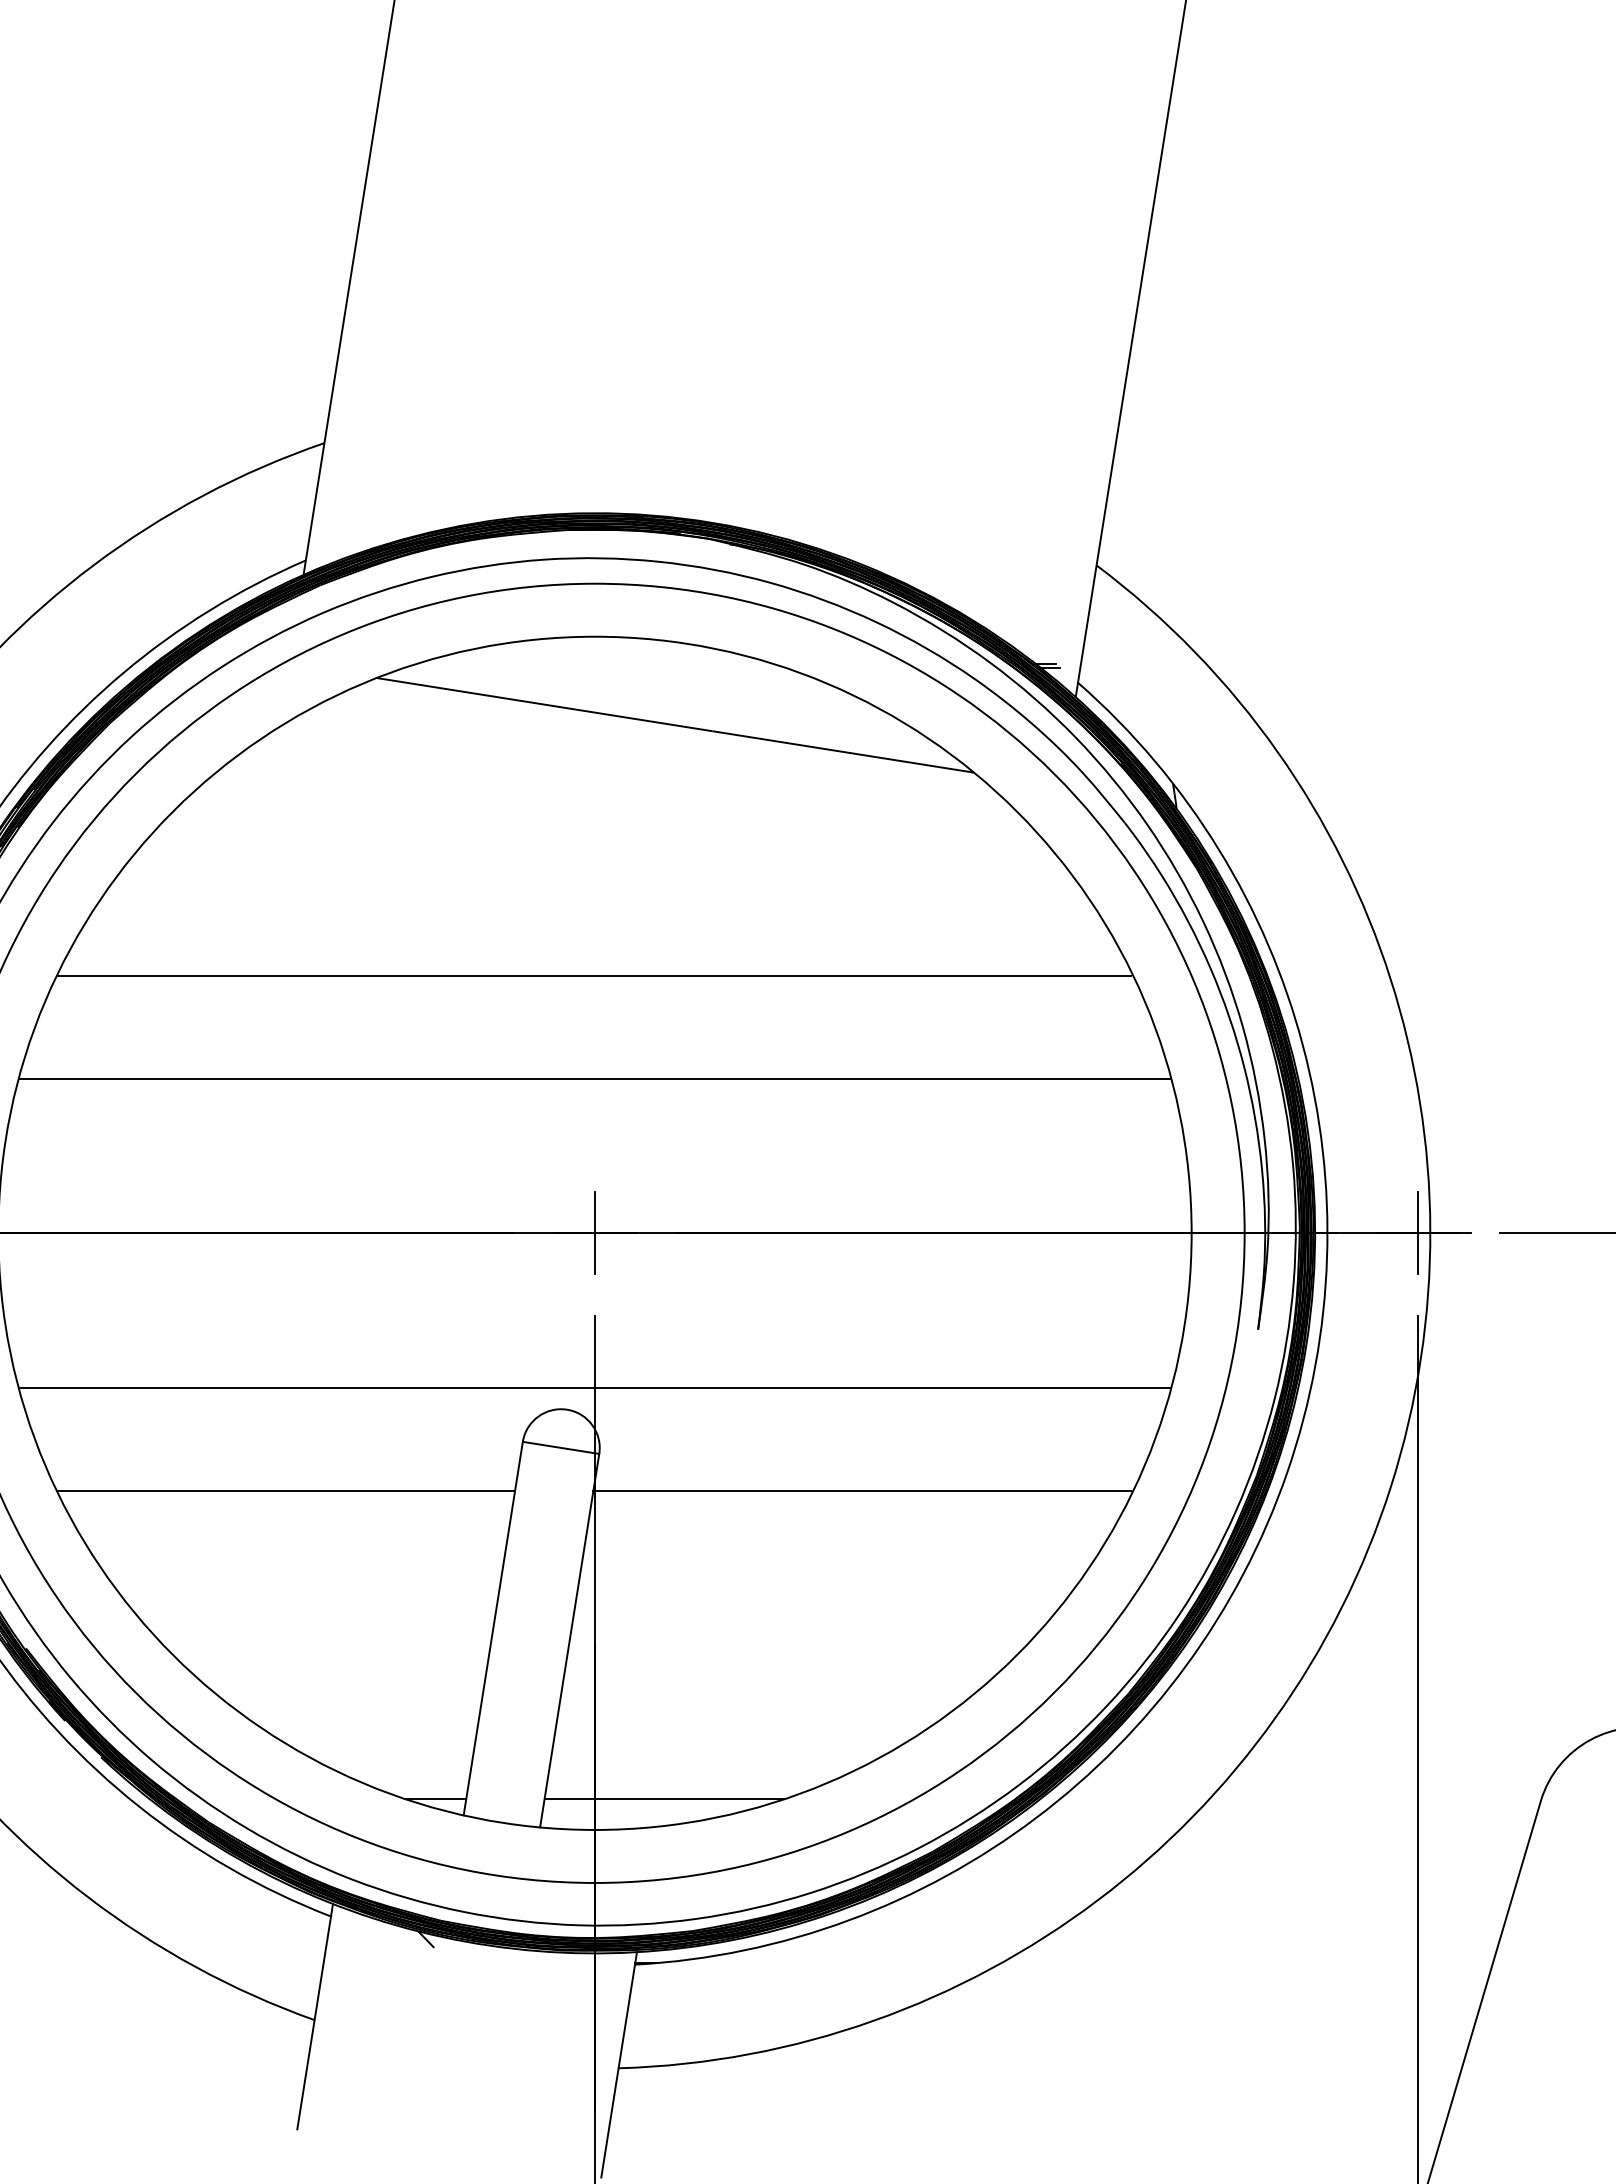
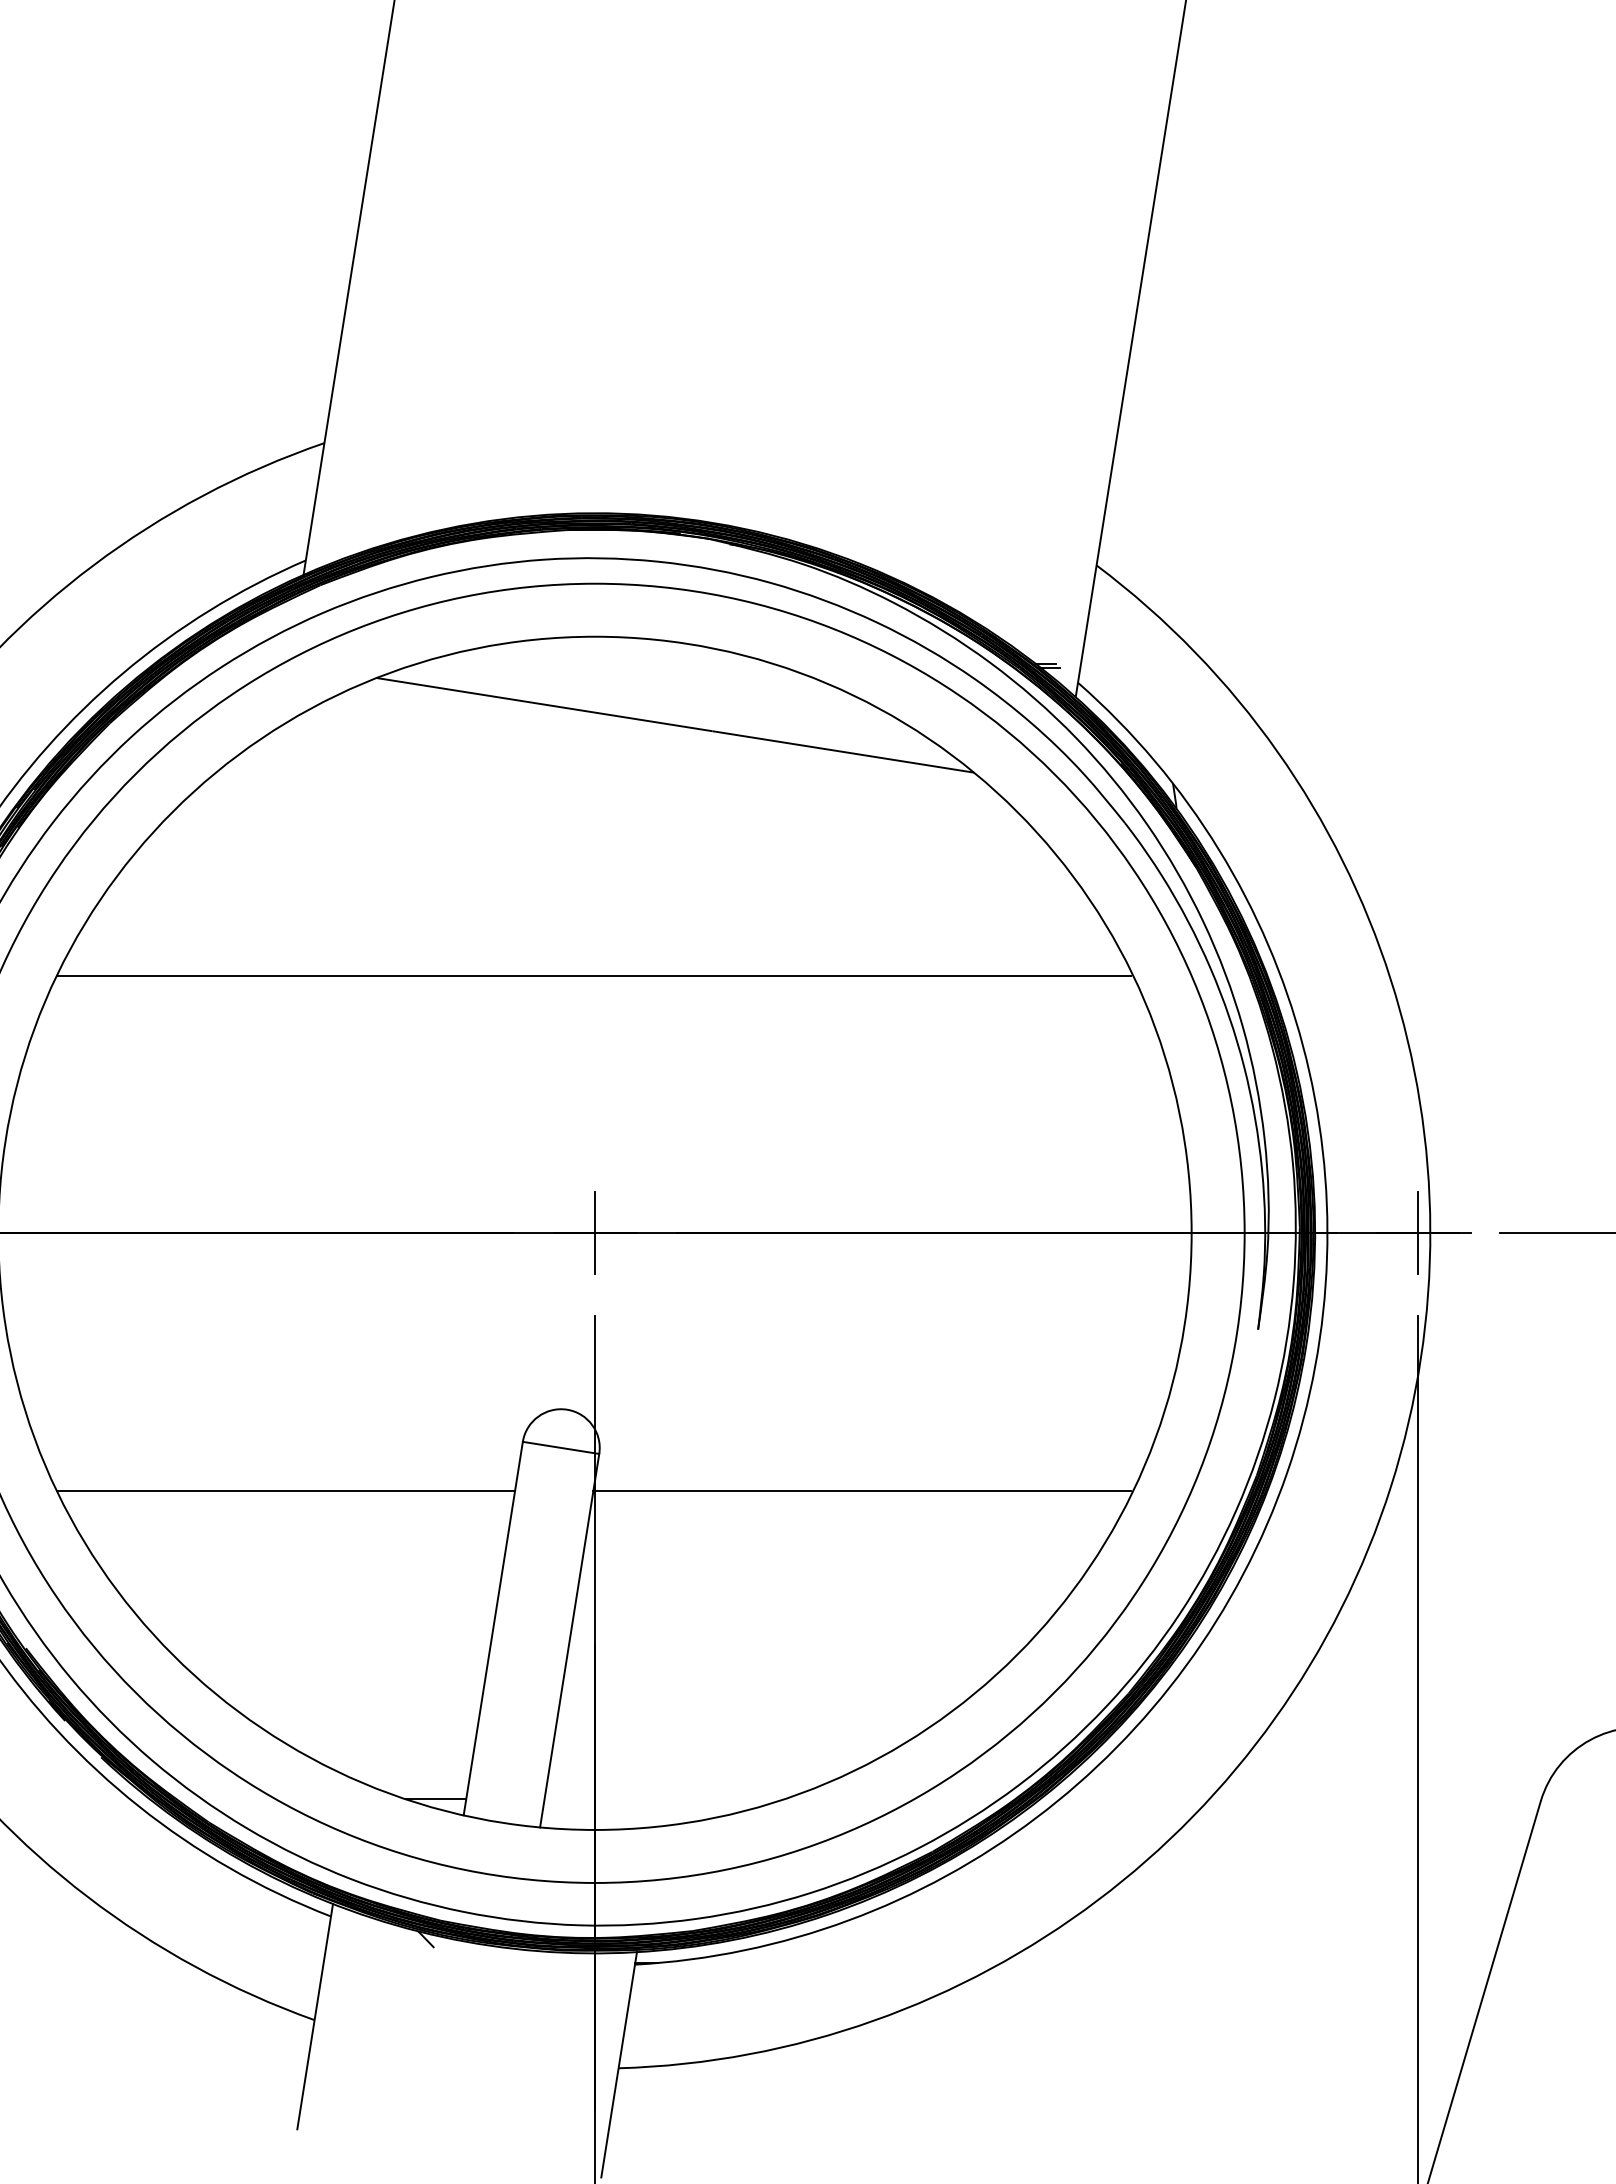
line: present -> none (594, 1079)
line: present -> none (594, 1387)
line: present -> none (664, 1799)
